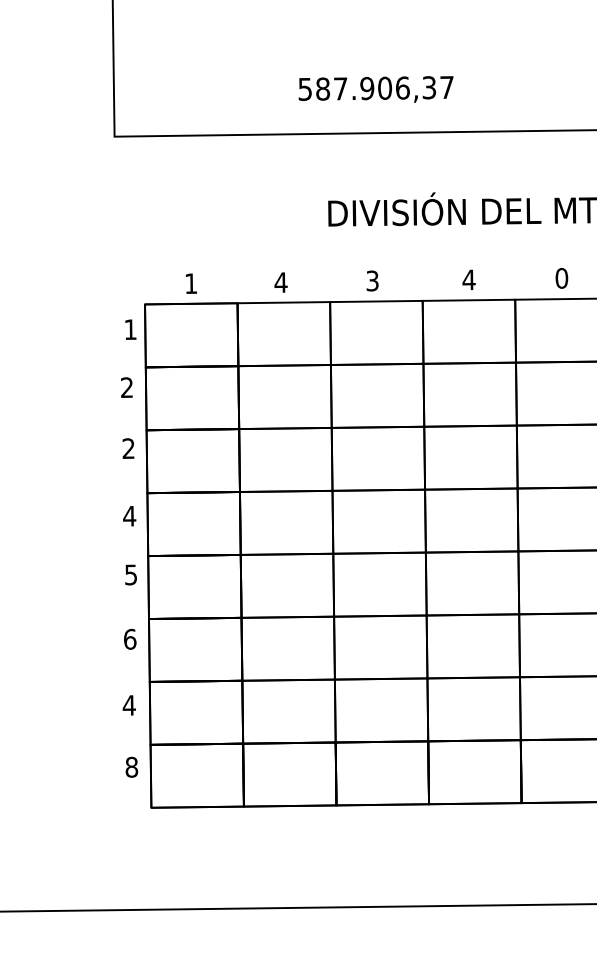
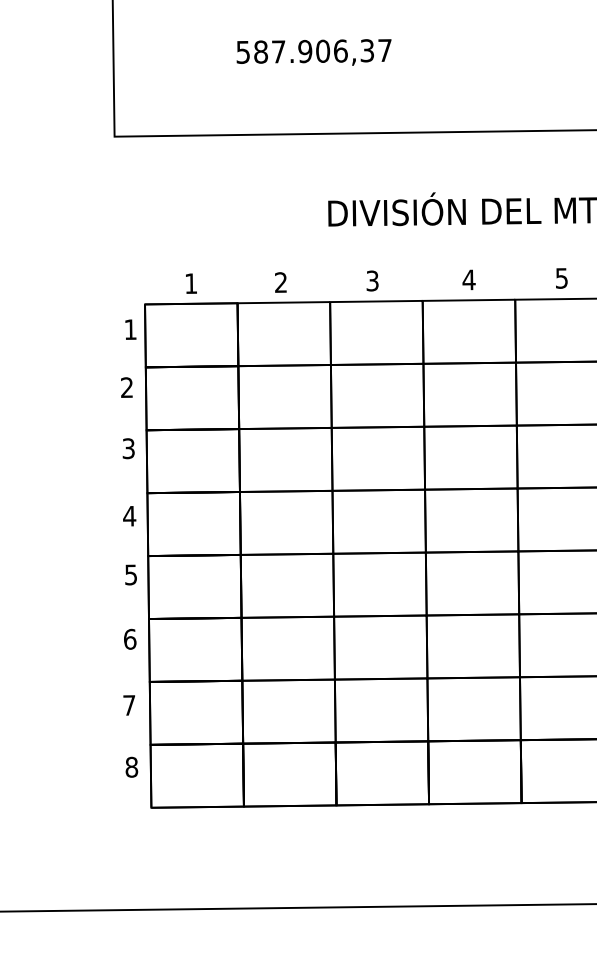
text position: (375, 89) -> (313, 52) (313, 52)
text: 0 -> 5 (561, 278)
text: 4 -> 2 (280, 282)
text: 2 -> 3 (128, 448)
text: 4 -> 7 (128, 705)
